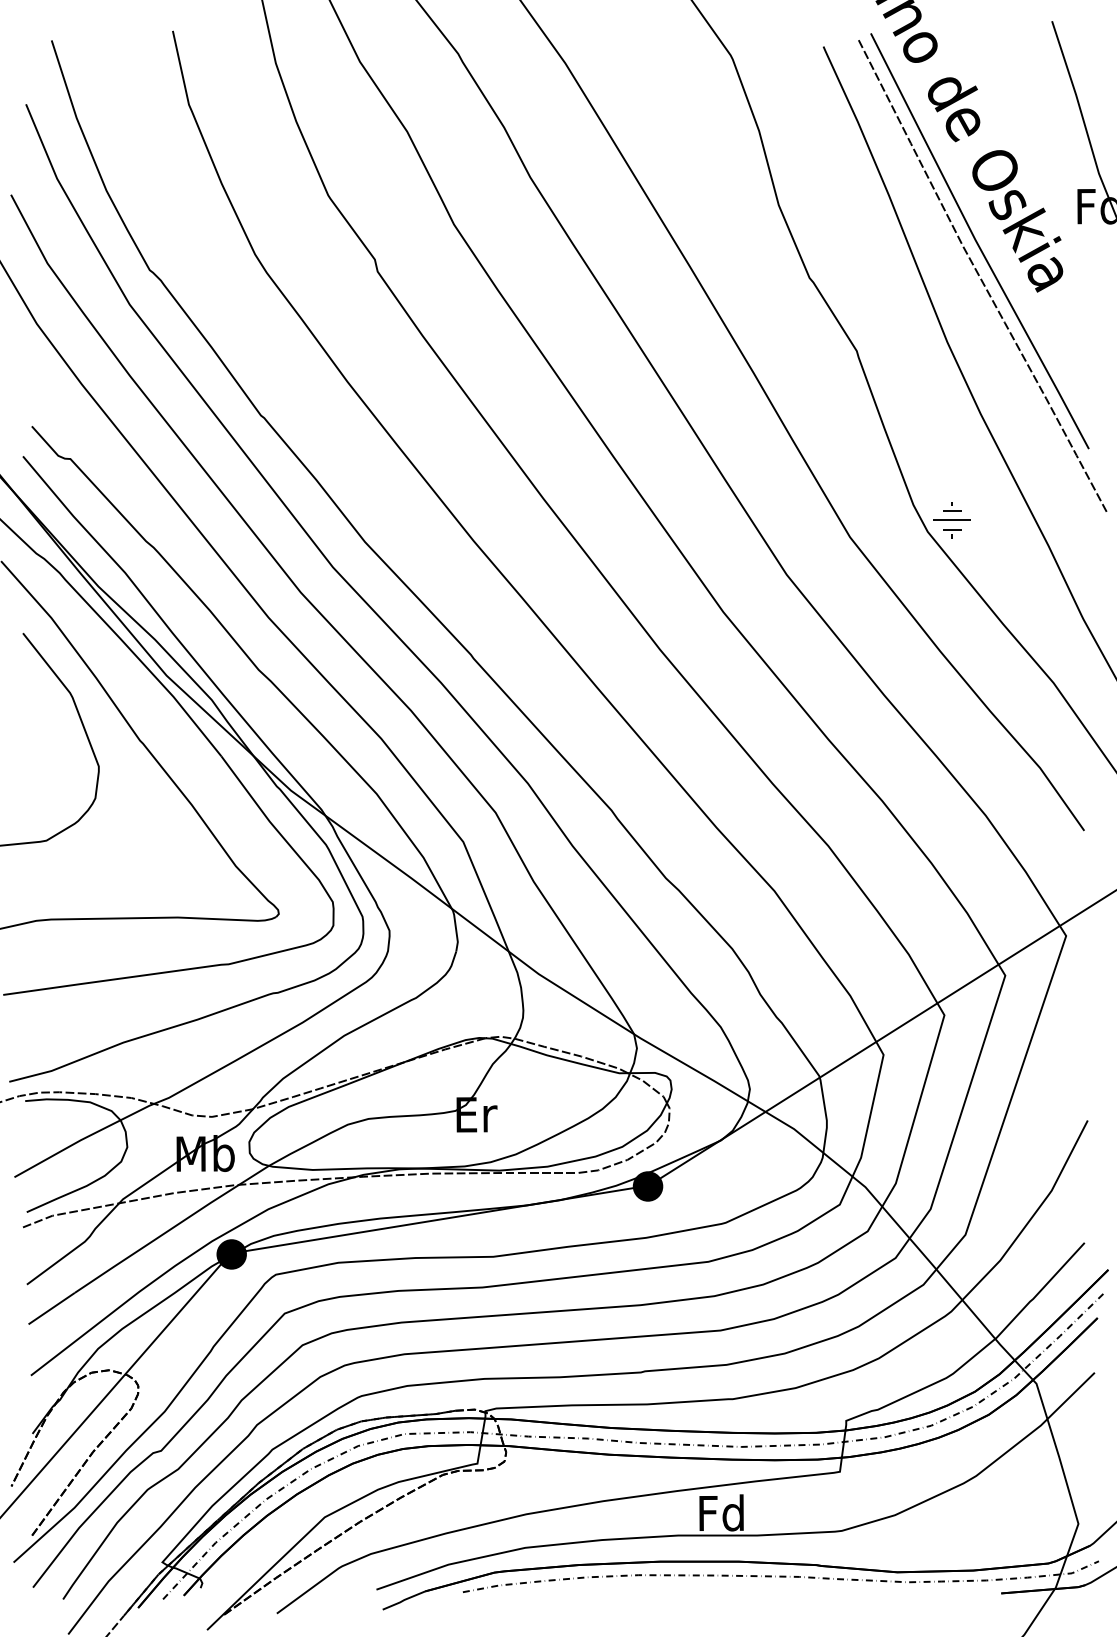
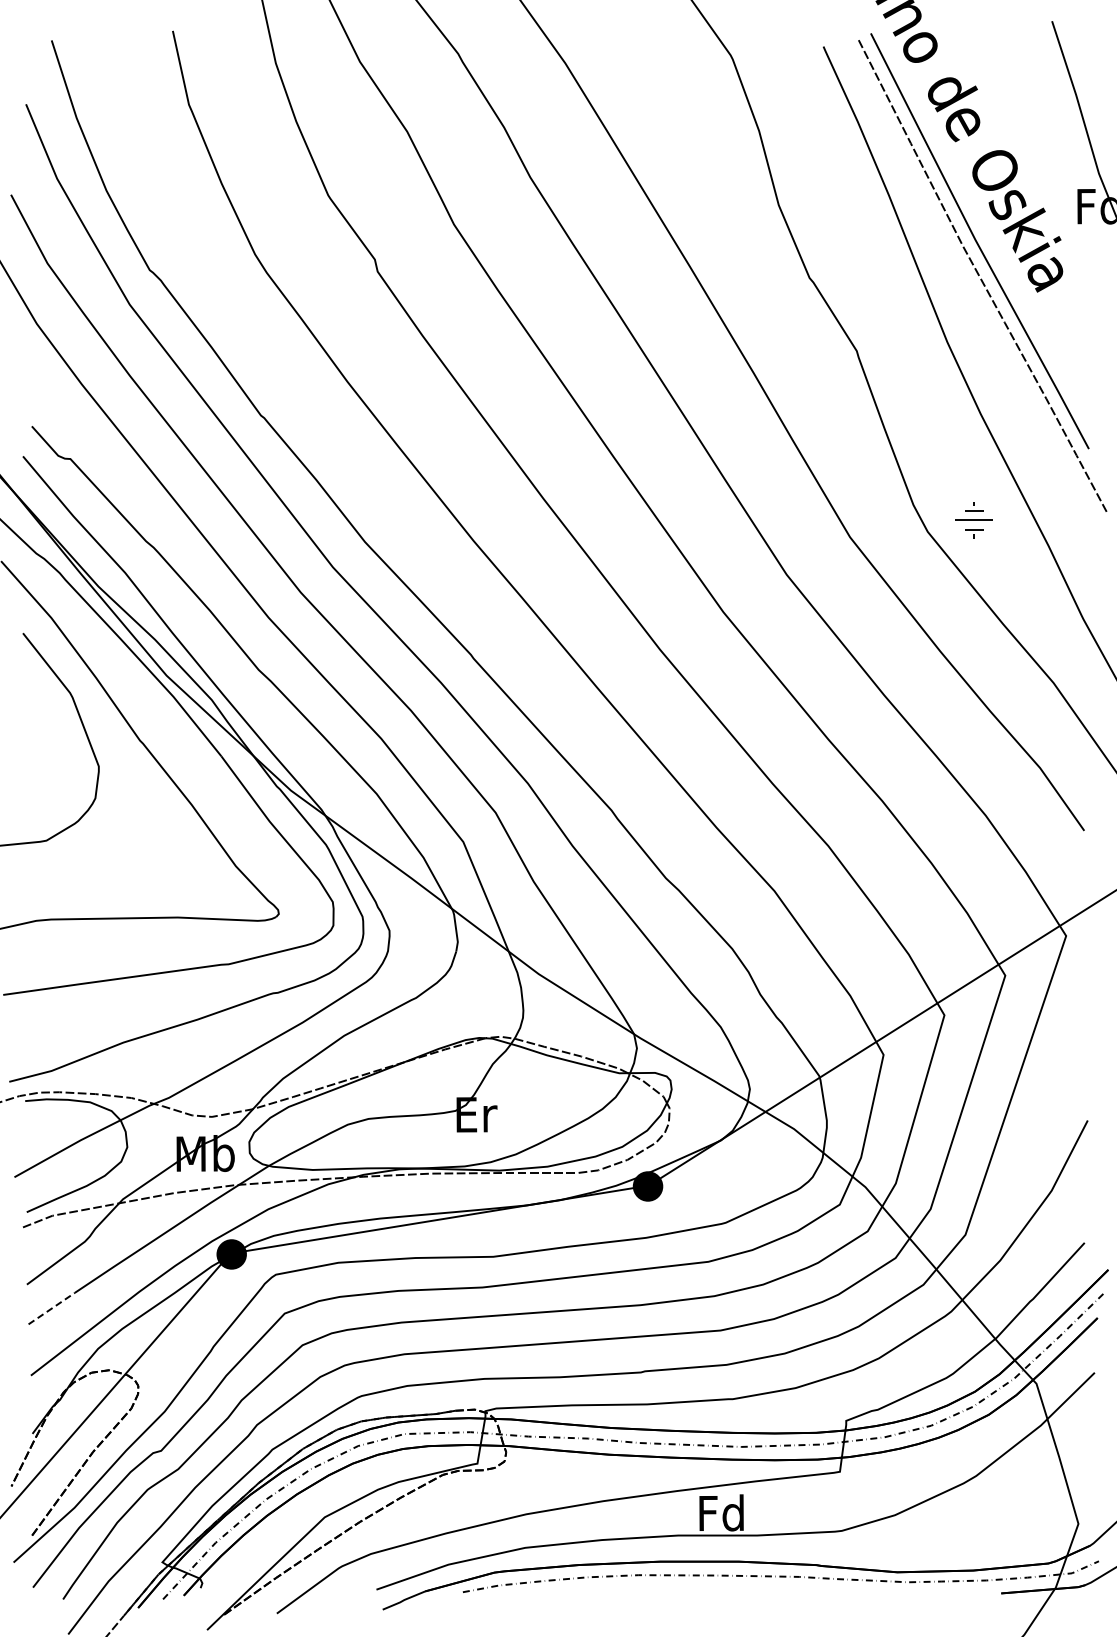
part position: (951, 520) -> (973, 520) (973, 520)
line: solid -> dashed (52, 1308)
